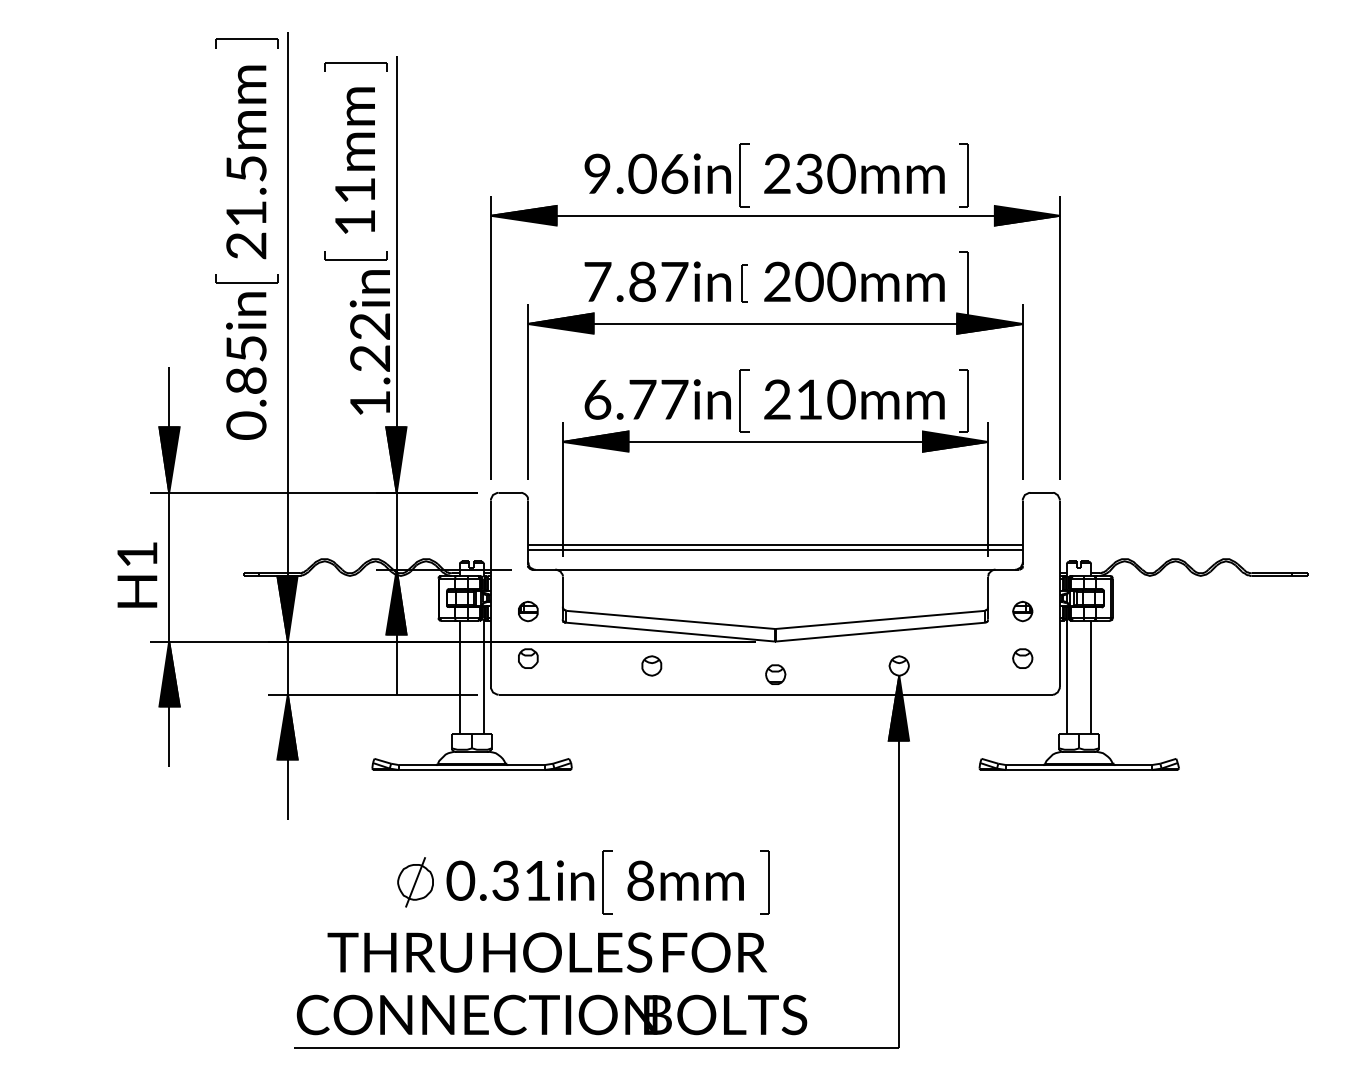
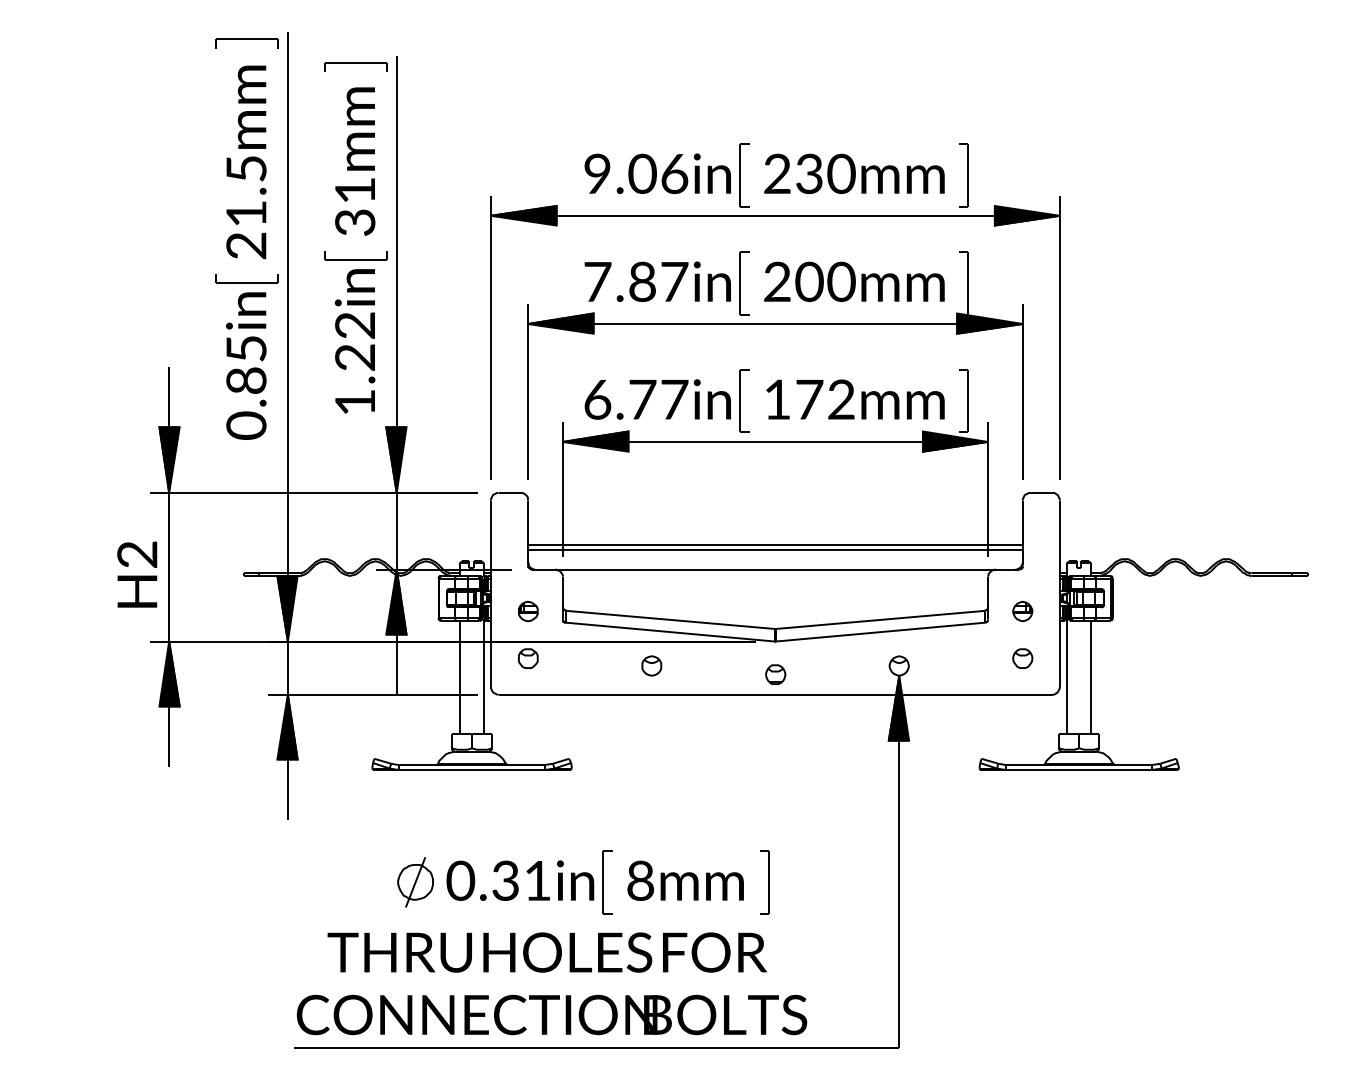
text: 11mm -> 31mm (355, 222)
part size: 7x39 px -> 11x65 px (744, 283)
text position: (369, 342) -> (354, 341) (354, 341)
text: 210mm -> 172mm (809, 399)
text: H1 -> H2 (137, 554)
